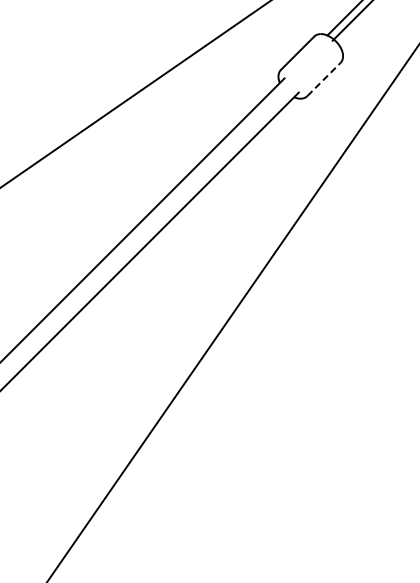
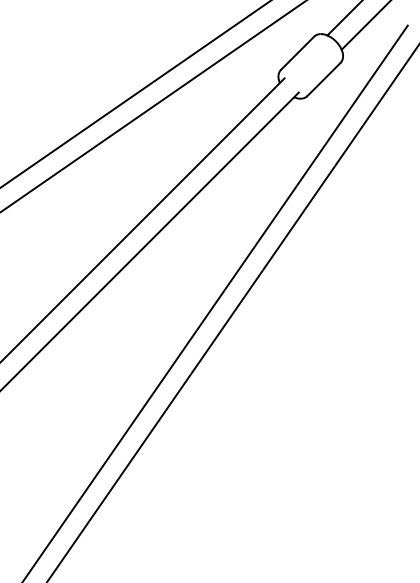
line position: (351, 21) -> (364, 25) (364, 25)
line: dashed -> solid (324, 79)
line: none -> present (152, 106)
line: none -> present (215, 302)
